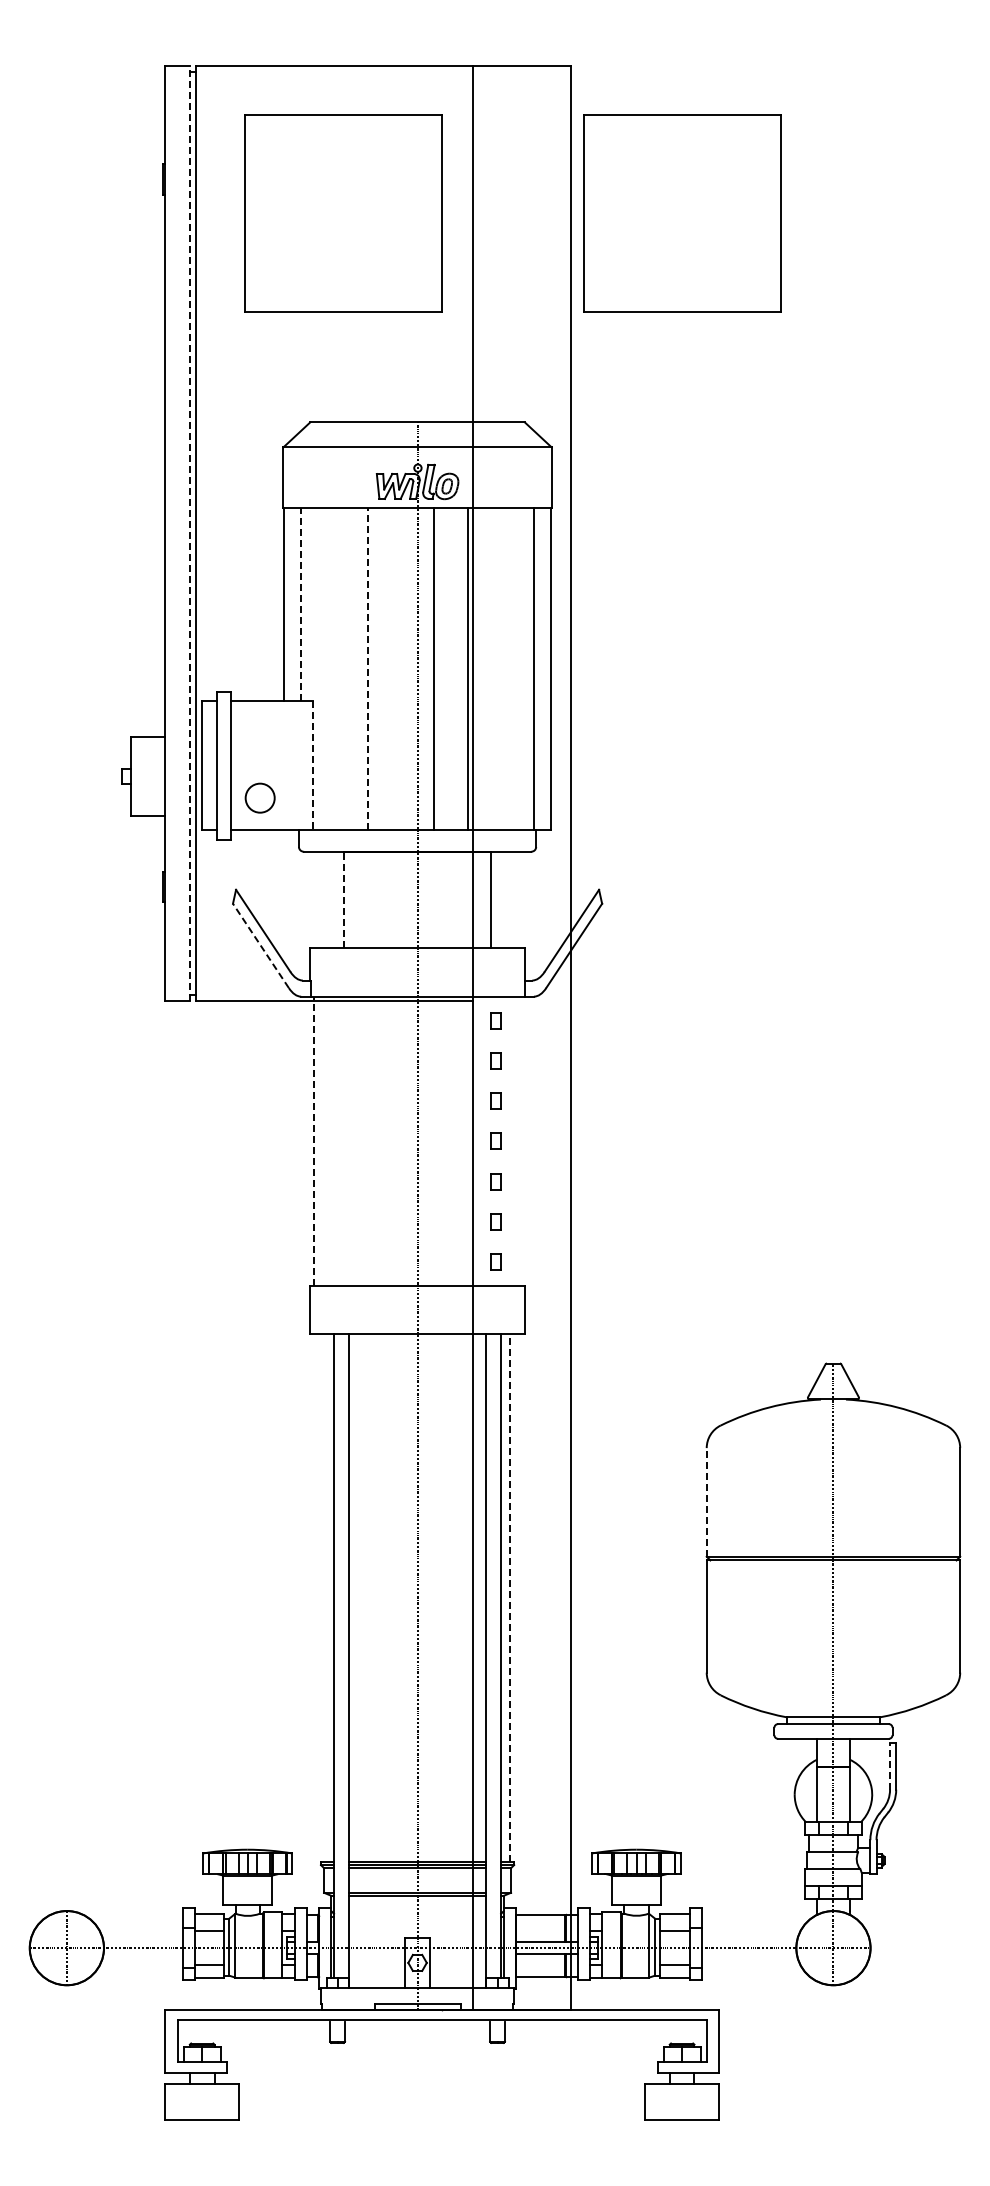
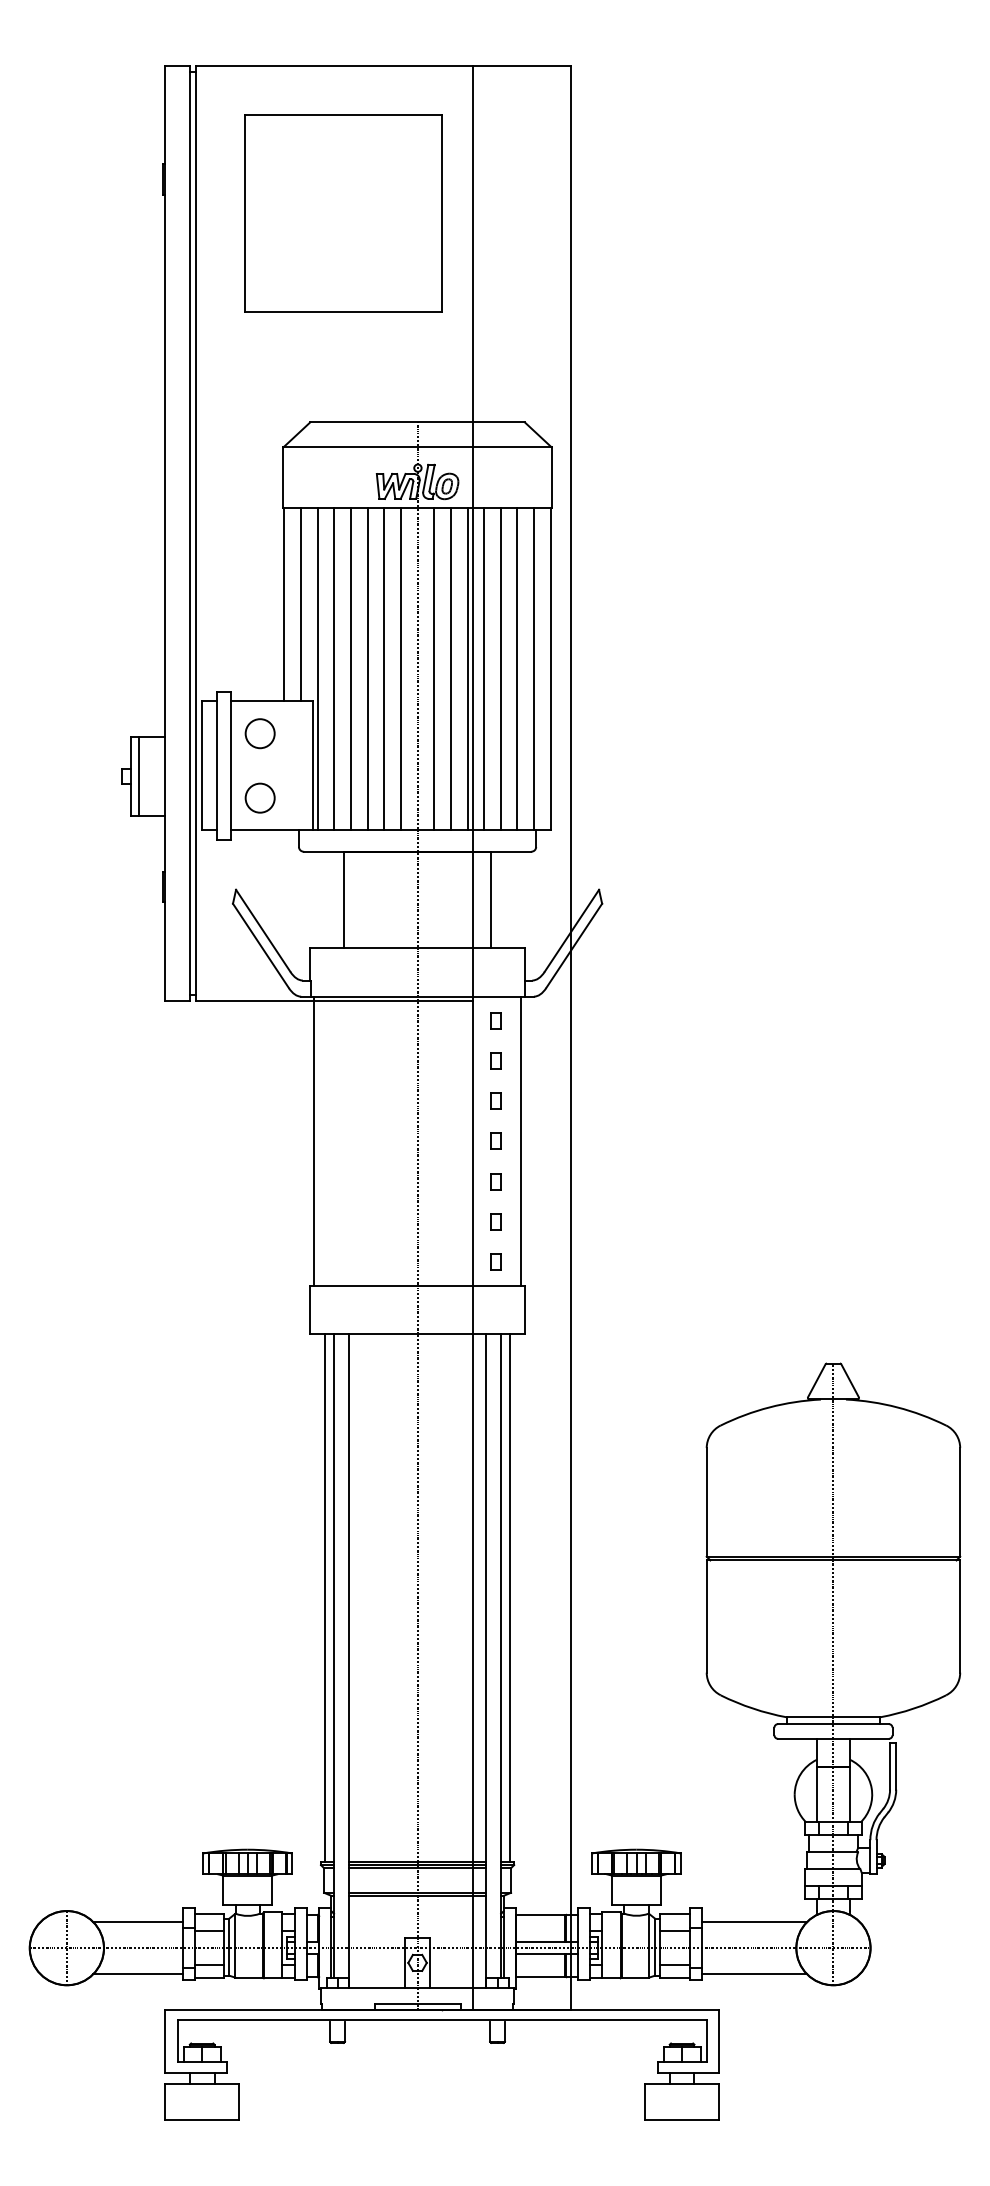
part: present -> none (682, 213)
line: dashed -> solid (189, 533)
line: dashed -> solid (301, 604)
line: dashed -> solid (367, 668)
line: none -> present (317, 669)
line: none -> present (334, 669)
line: none -> present (351, 669)
line: none -> present (384, 669)
line: none -> present (400, 669)
line: none -> present (450, 669)
line: none -> present (484, 669)
line: none -> present (500, 669)
line: none -> present (517, 669)
circle: none -> present (259, 733)
line: dashed -> solid (312, 766)
line: none -> present (139, 776)
line: dashed -> solid (343, 899)
line: dashed -> solid (260, 945)
line: dashed -> solid (313, 1141)
line: none -> present (521, 1141)
line: dashed -> solid (706, 1501)
line: none -> present (325, 1598)
line: dashed -> solid (509, 1598)
line: dashed -> solid (890, 1766)
line: none -> present (137, 1922)
line: none -> present (754, 1922)
line: none -> present (137, 1974)
line: none -> present (754, 1974)
